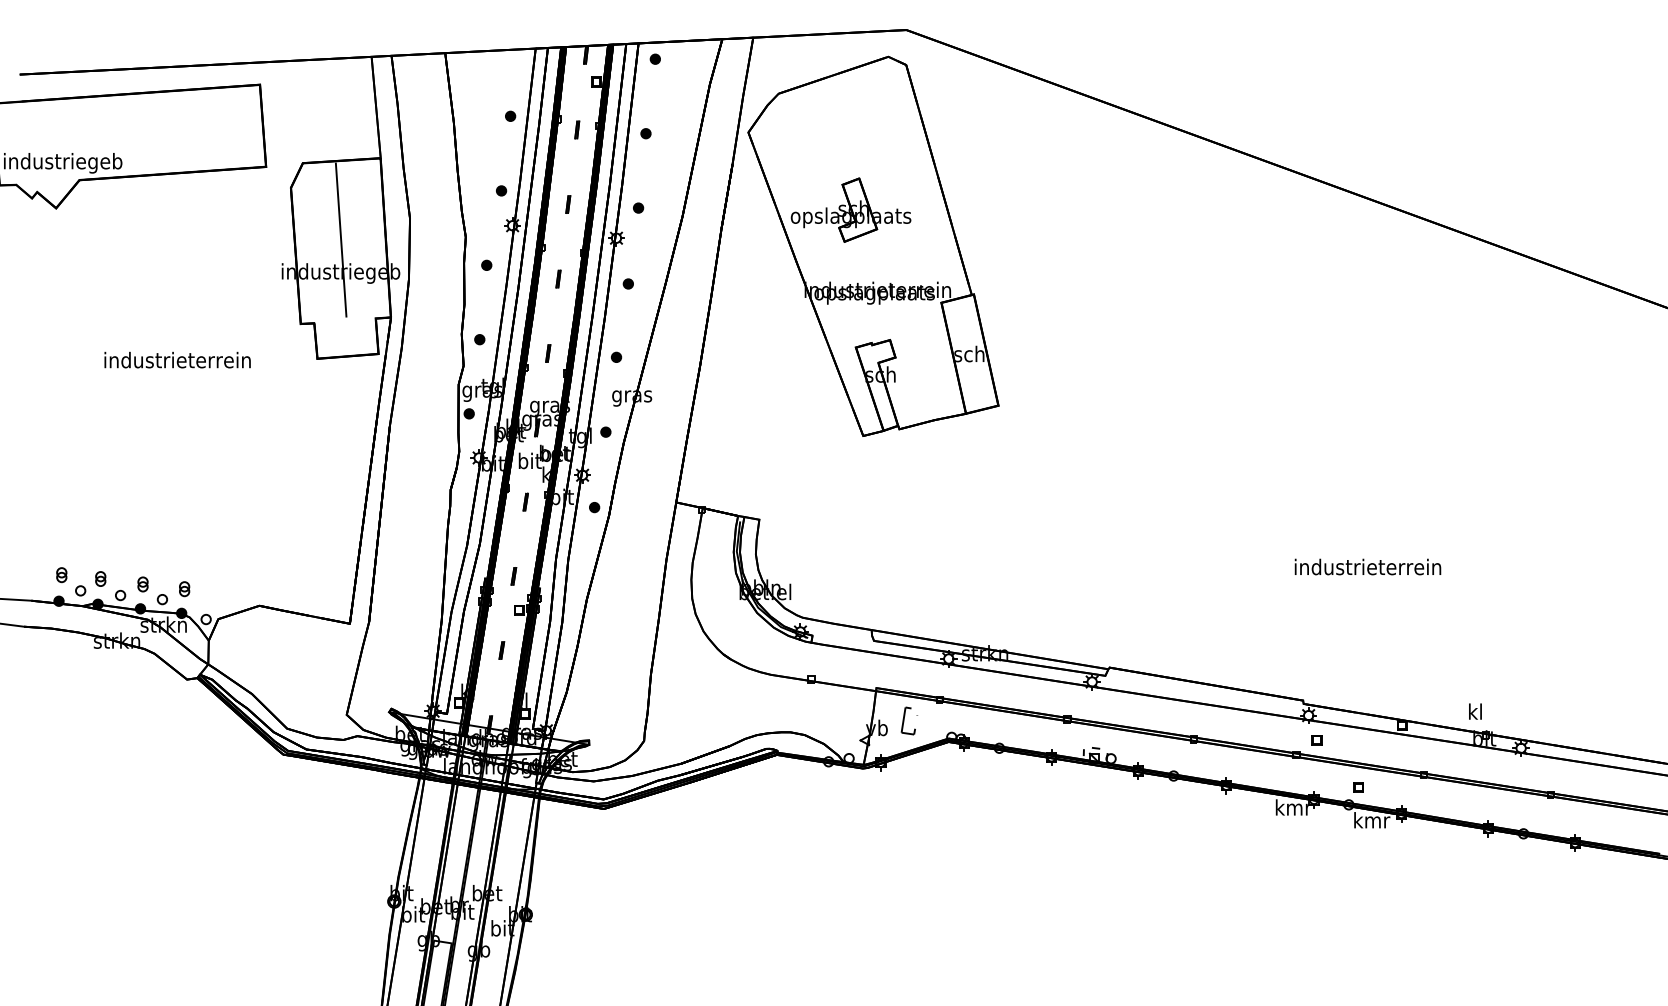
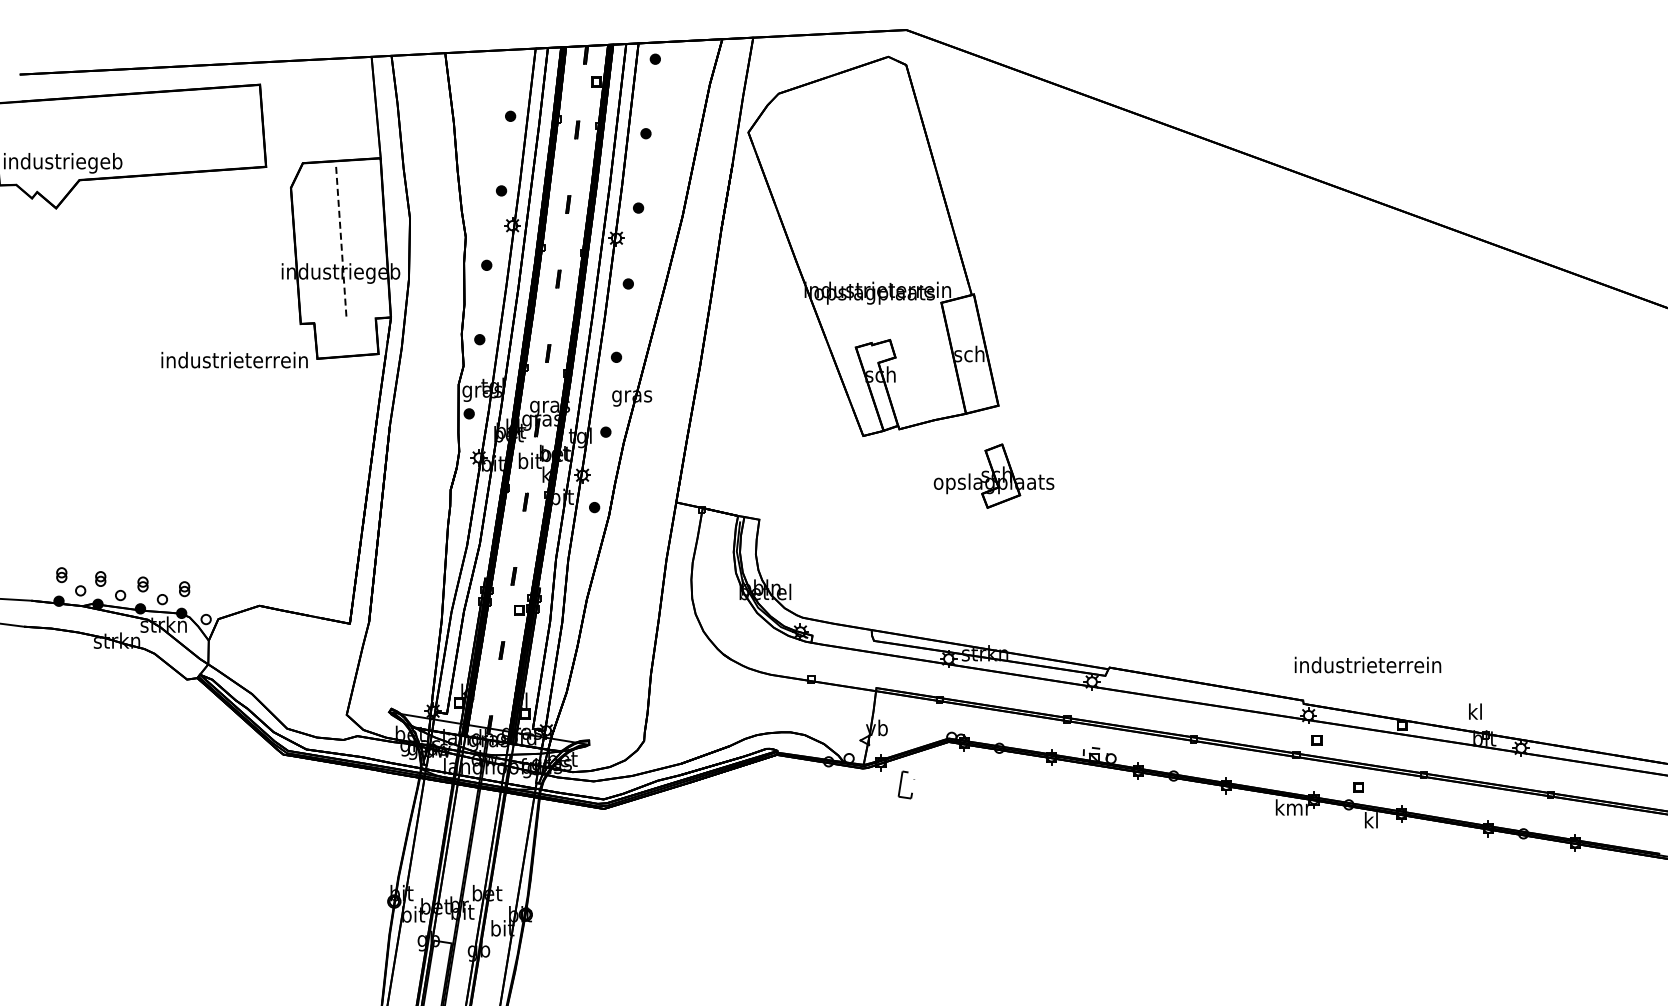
part position: (850, 209) -> (993, 475) (993, 475)
line: solid -> dashed (341, 240)
text position: (177, 359) -> (234, 359) (234, 359)
text position: (1367, 566) -> (1367, 664) (1367, 664)
curve position: (904, 720) -> (901, 784) (901, 784)
text: kmr -> kl (1372, 820)
